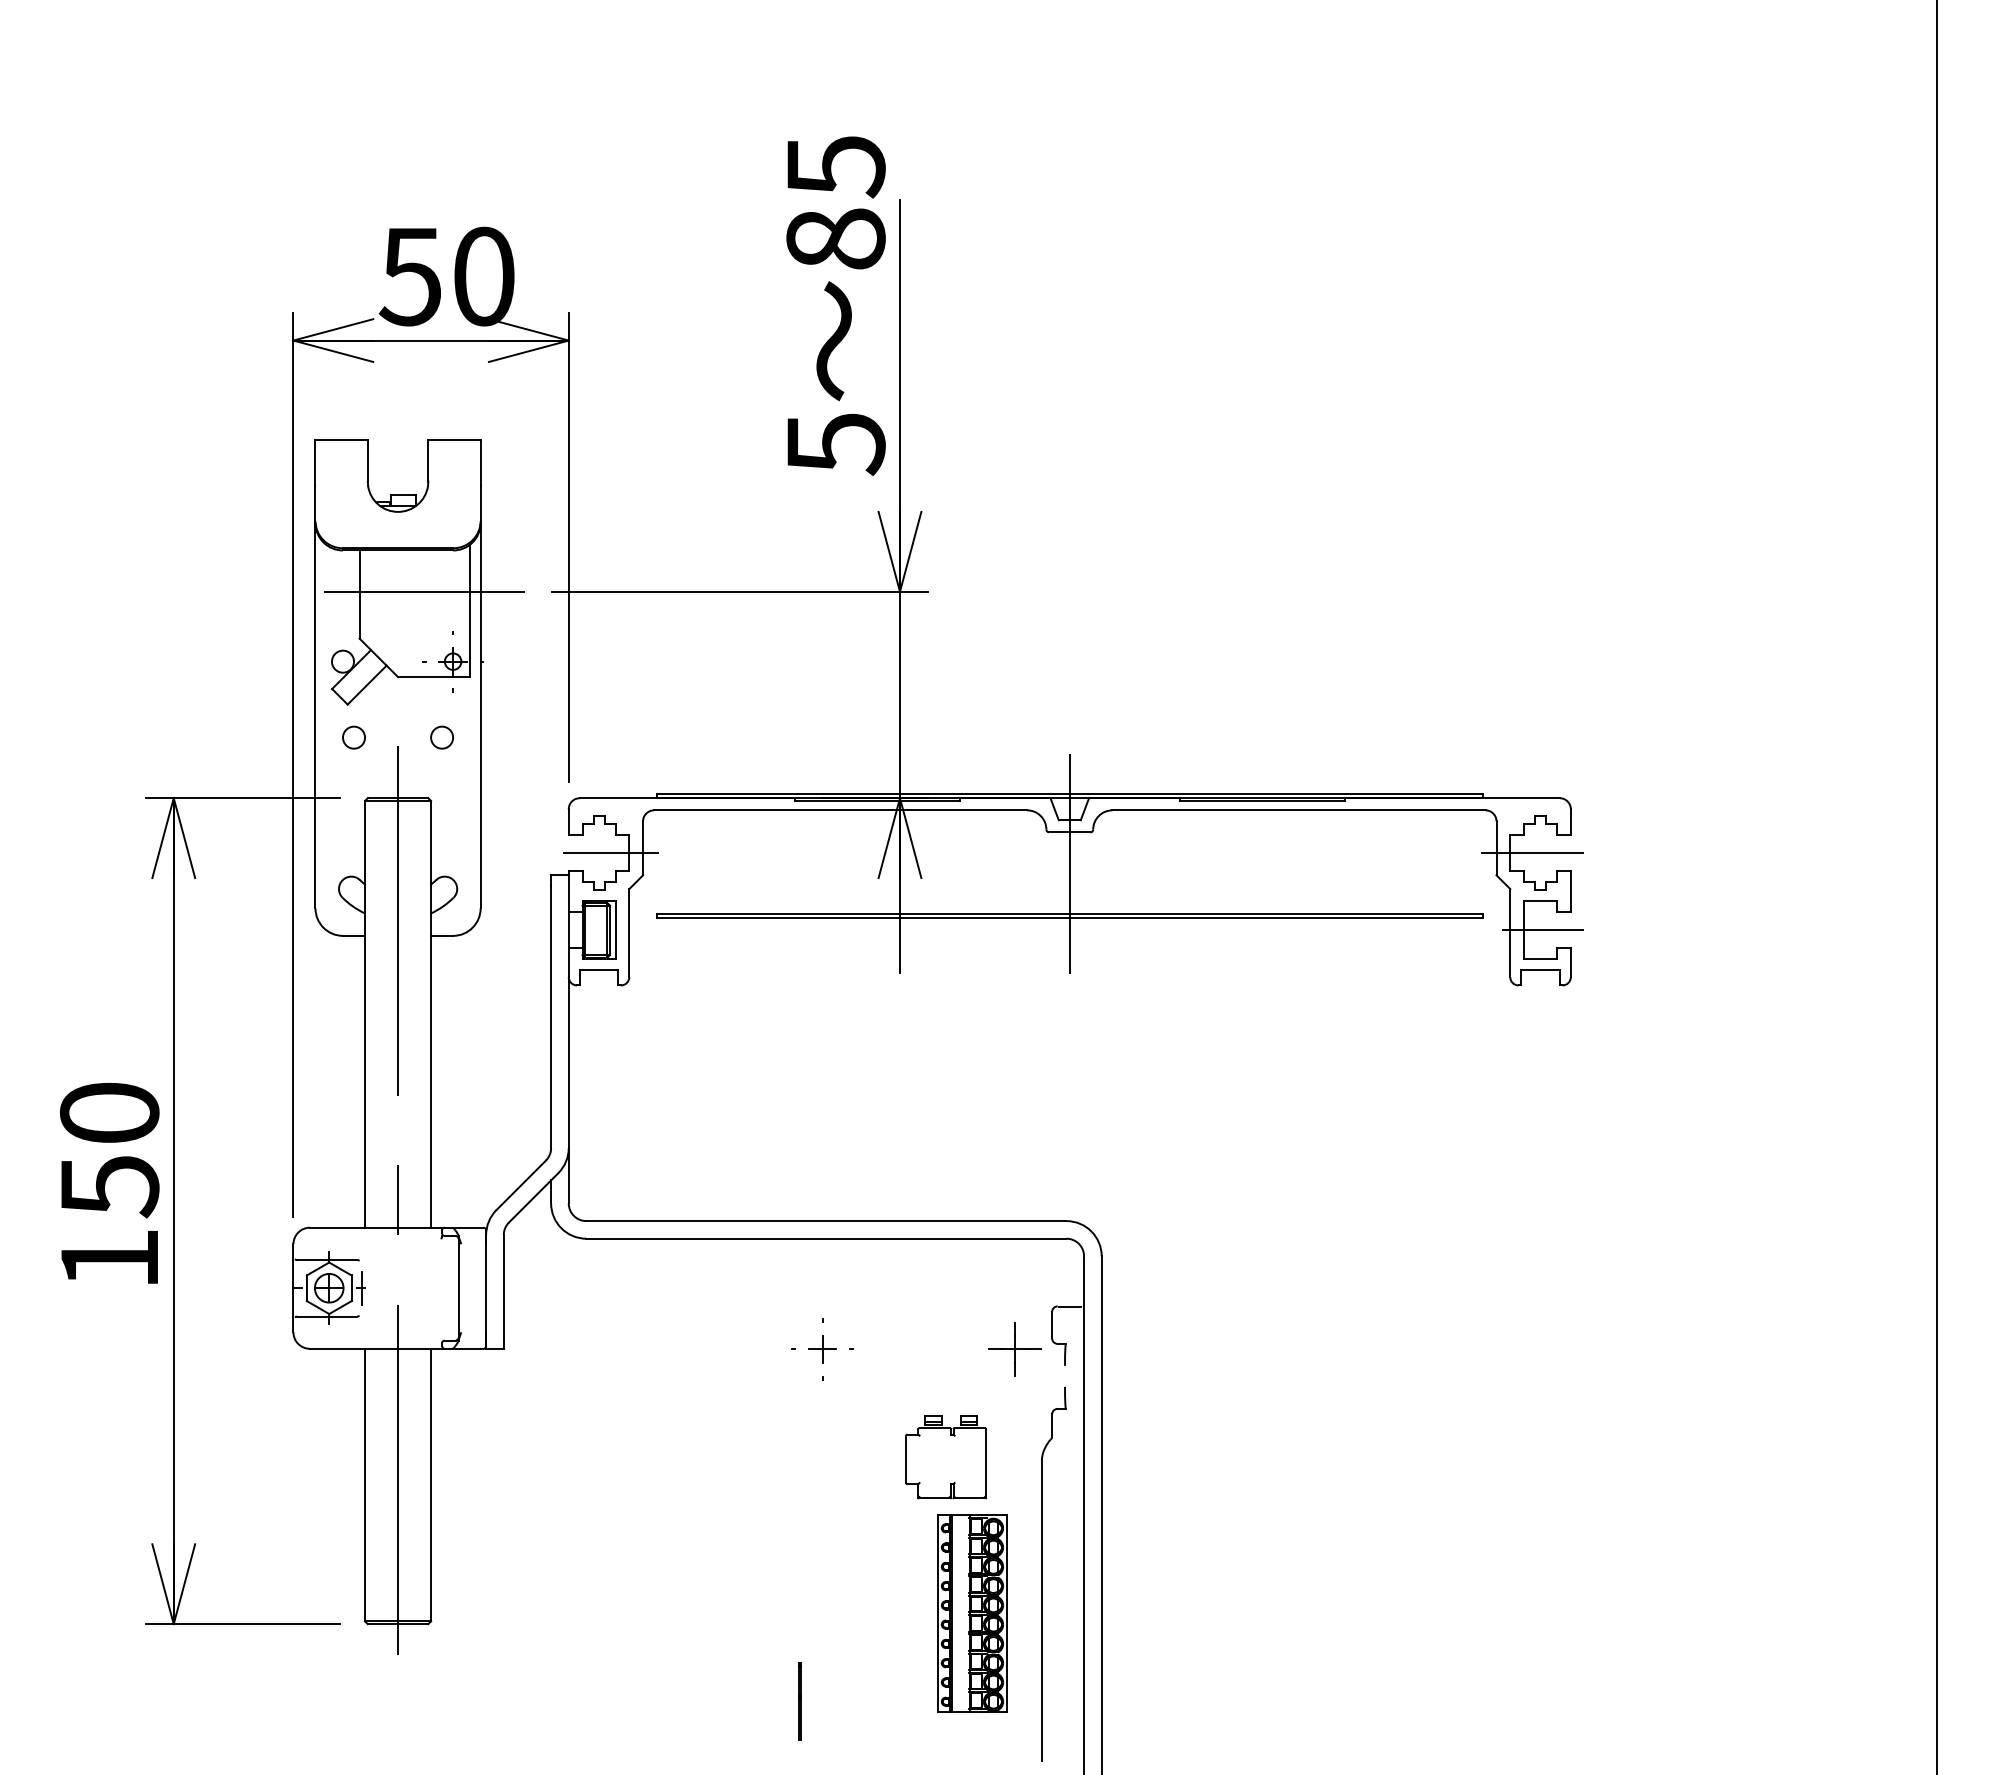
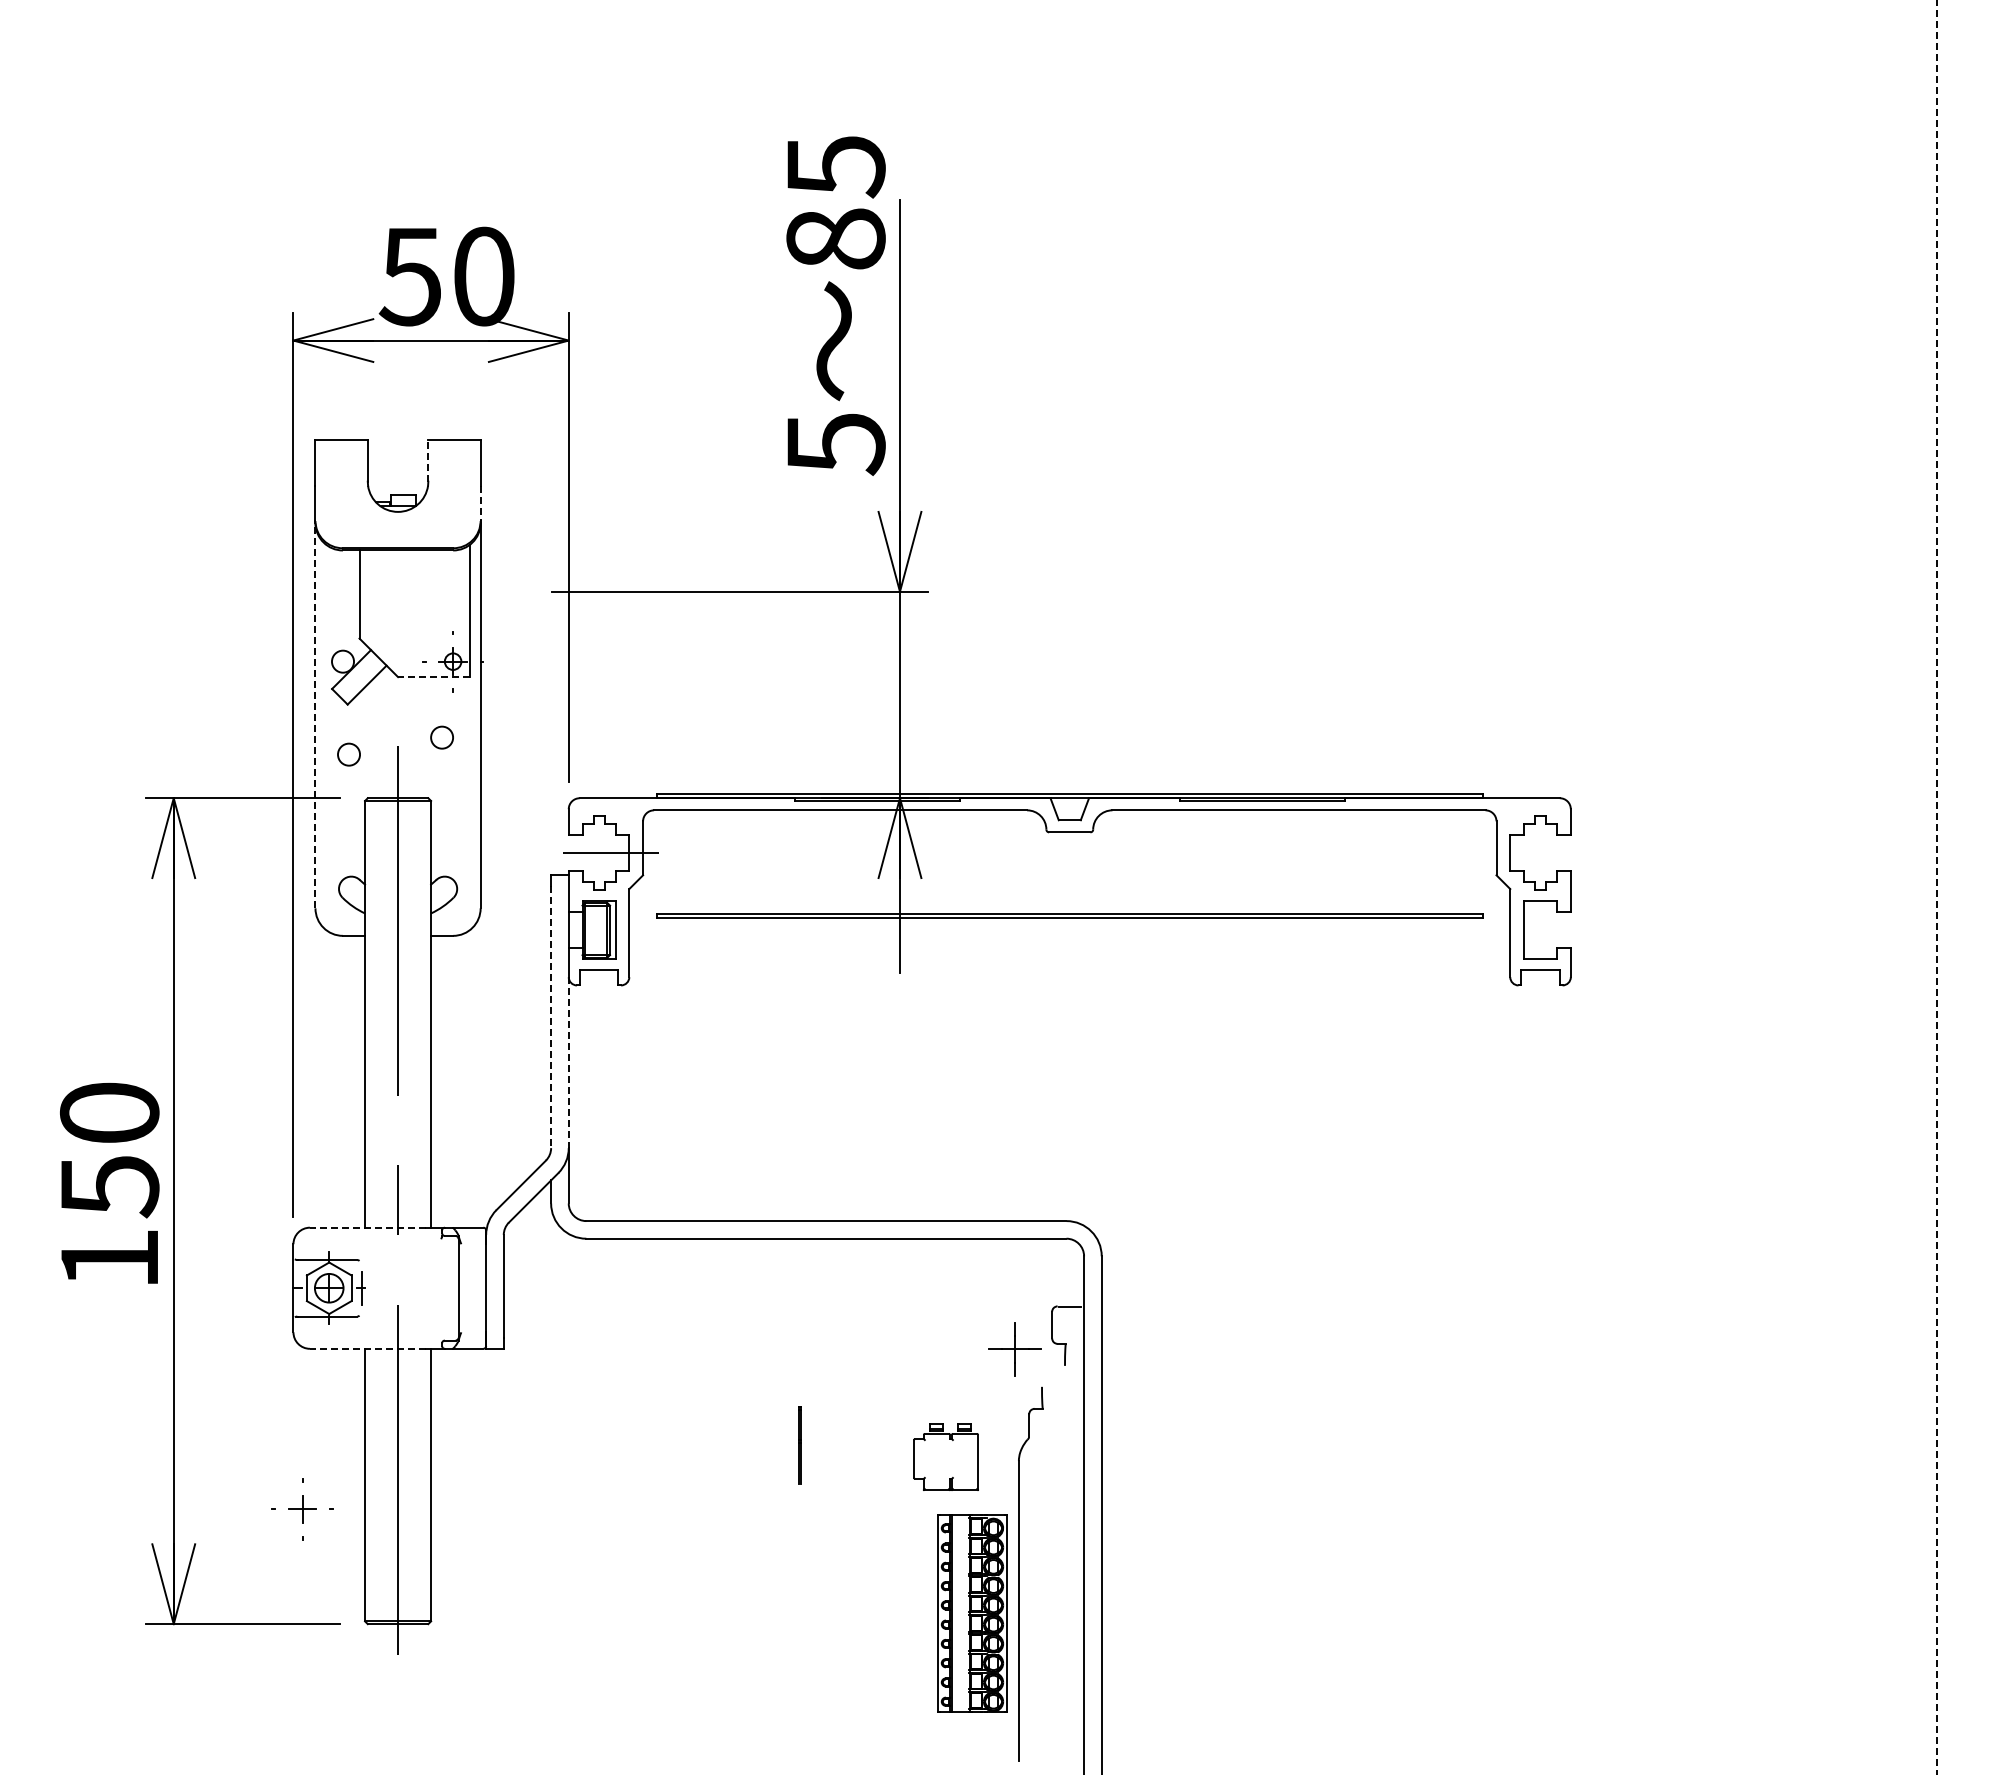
line: solid -> dashed (428, 460)
line: solid -> dashed (480, 503)
line: present -> none (423, 591)
line: solid -> dashed (433, 677)
line: solid -> dashed (315, 715)
circle position: (353, 737) -> (348, 754) (348, 754)
line: present -> none (1531, 853)
line: present -> none (1069, 864)
line: solid -> dashed (1937, 887)
line: present -> none (1542, 930)
line: solid -> dashed (551, 1017)
line: solid -> dashed (568, 1063)
line: solid -> dashed (367, 1227)
line: solid -> dashed (367, 1348)
part position: (822, 1349) -> (302, 1509) (302, 1509)
part size: 82x85 px -> 66x68 px (945, 1456)
part position: (1042, 1573) -> (1019, 1573) (1019, 1573)
line position: (799, 1701) -> (799, 1445) (799, 1445)
